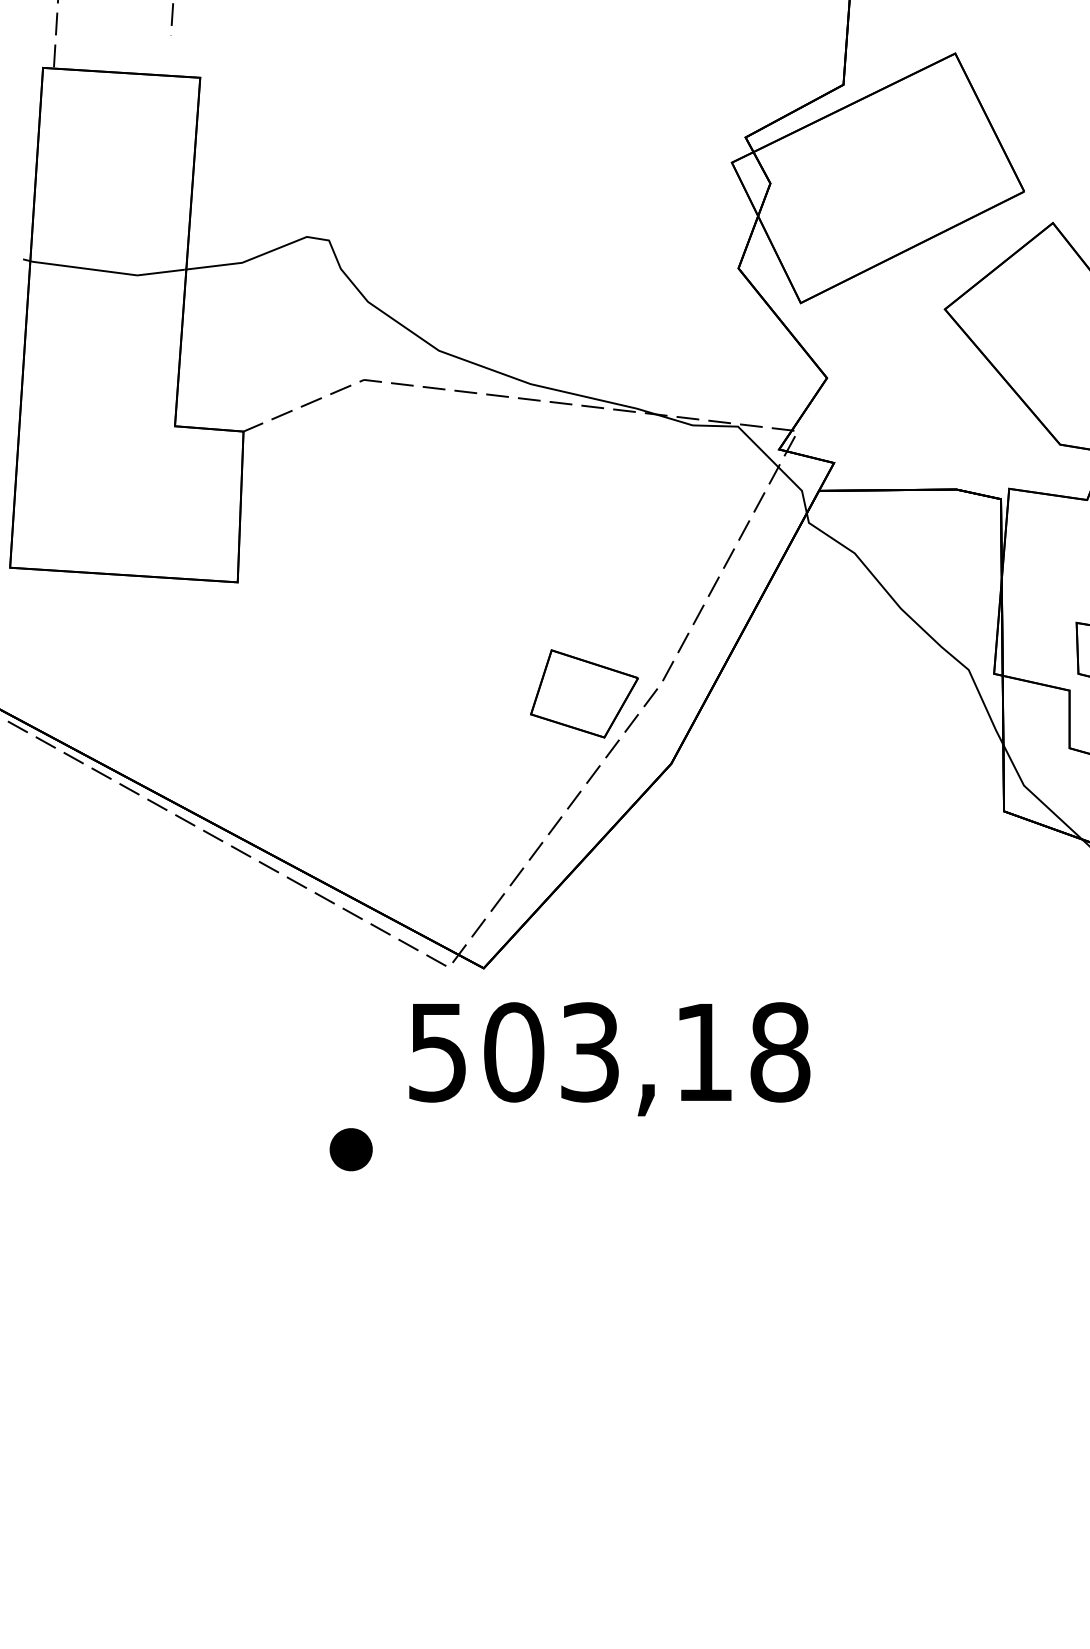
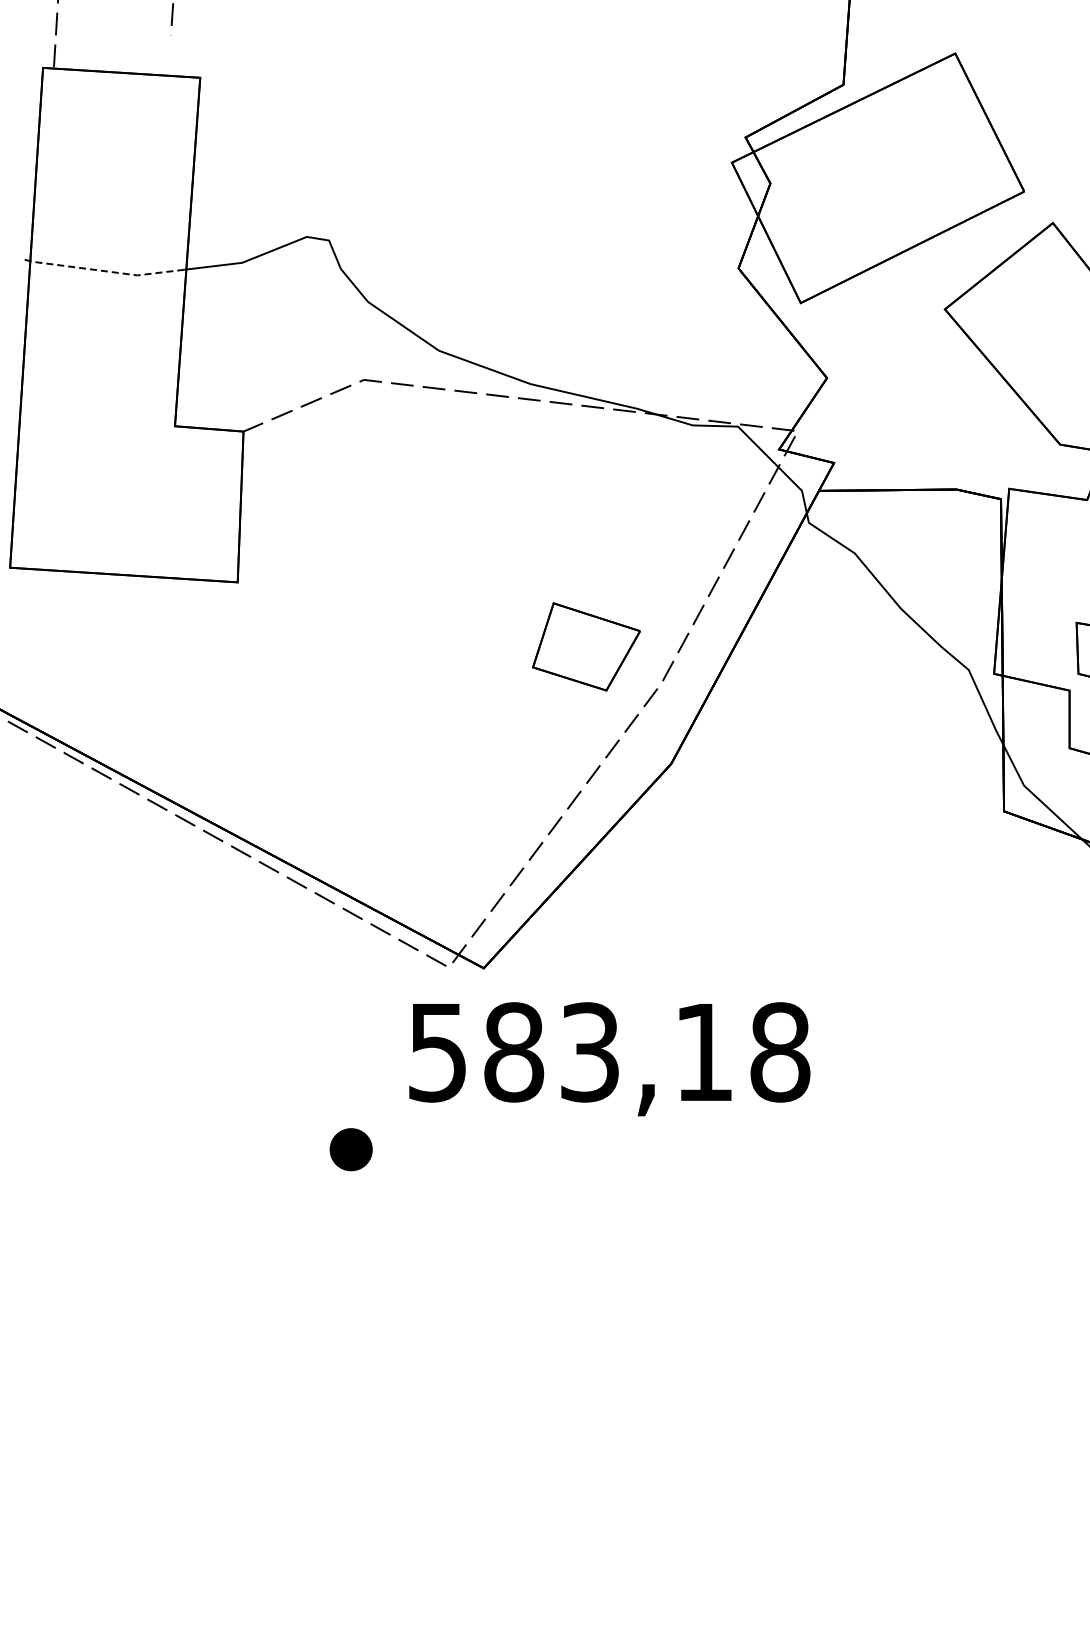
line: solid -> dashed (102, 270)
part position: (584, 693) -> (586, 646) (586, 646)
text: 503,18 -> 583,18 (514, 1052)
